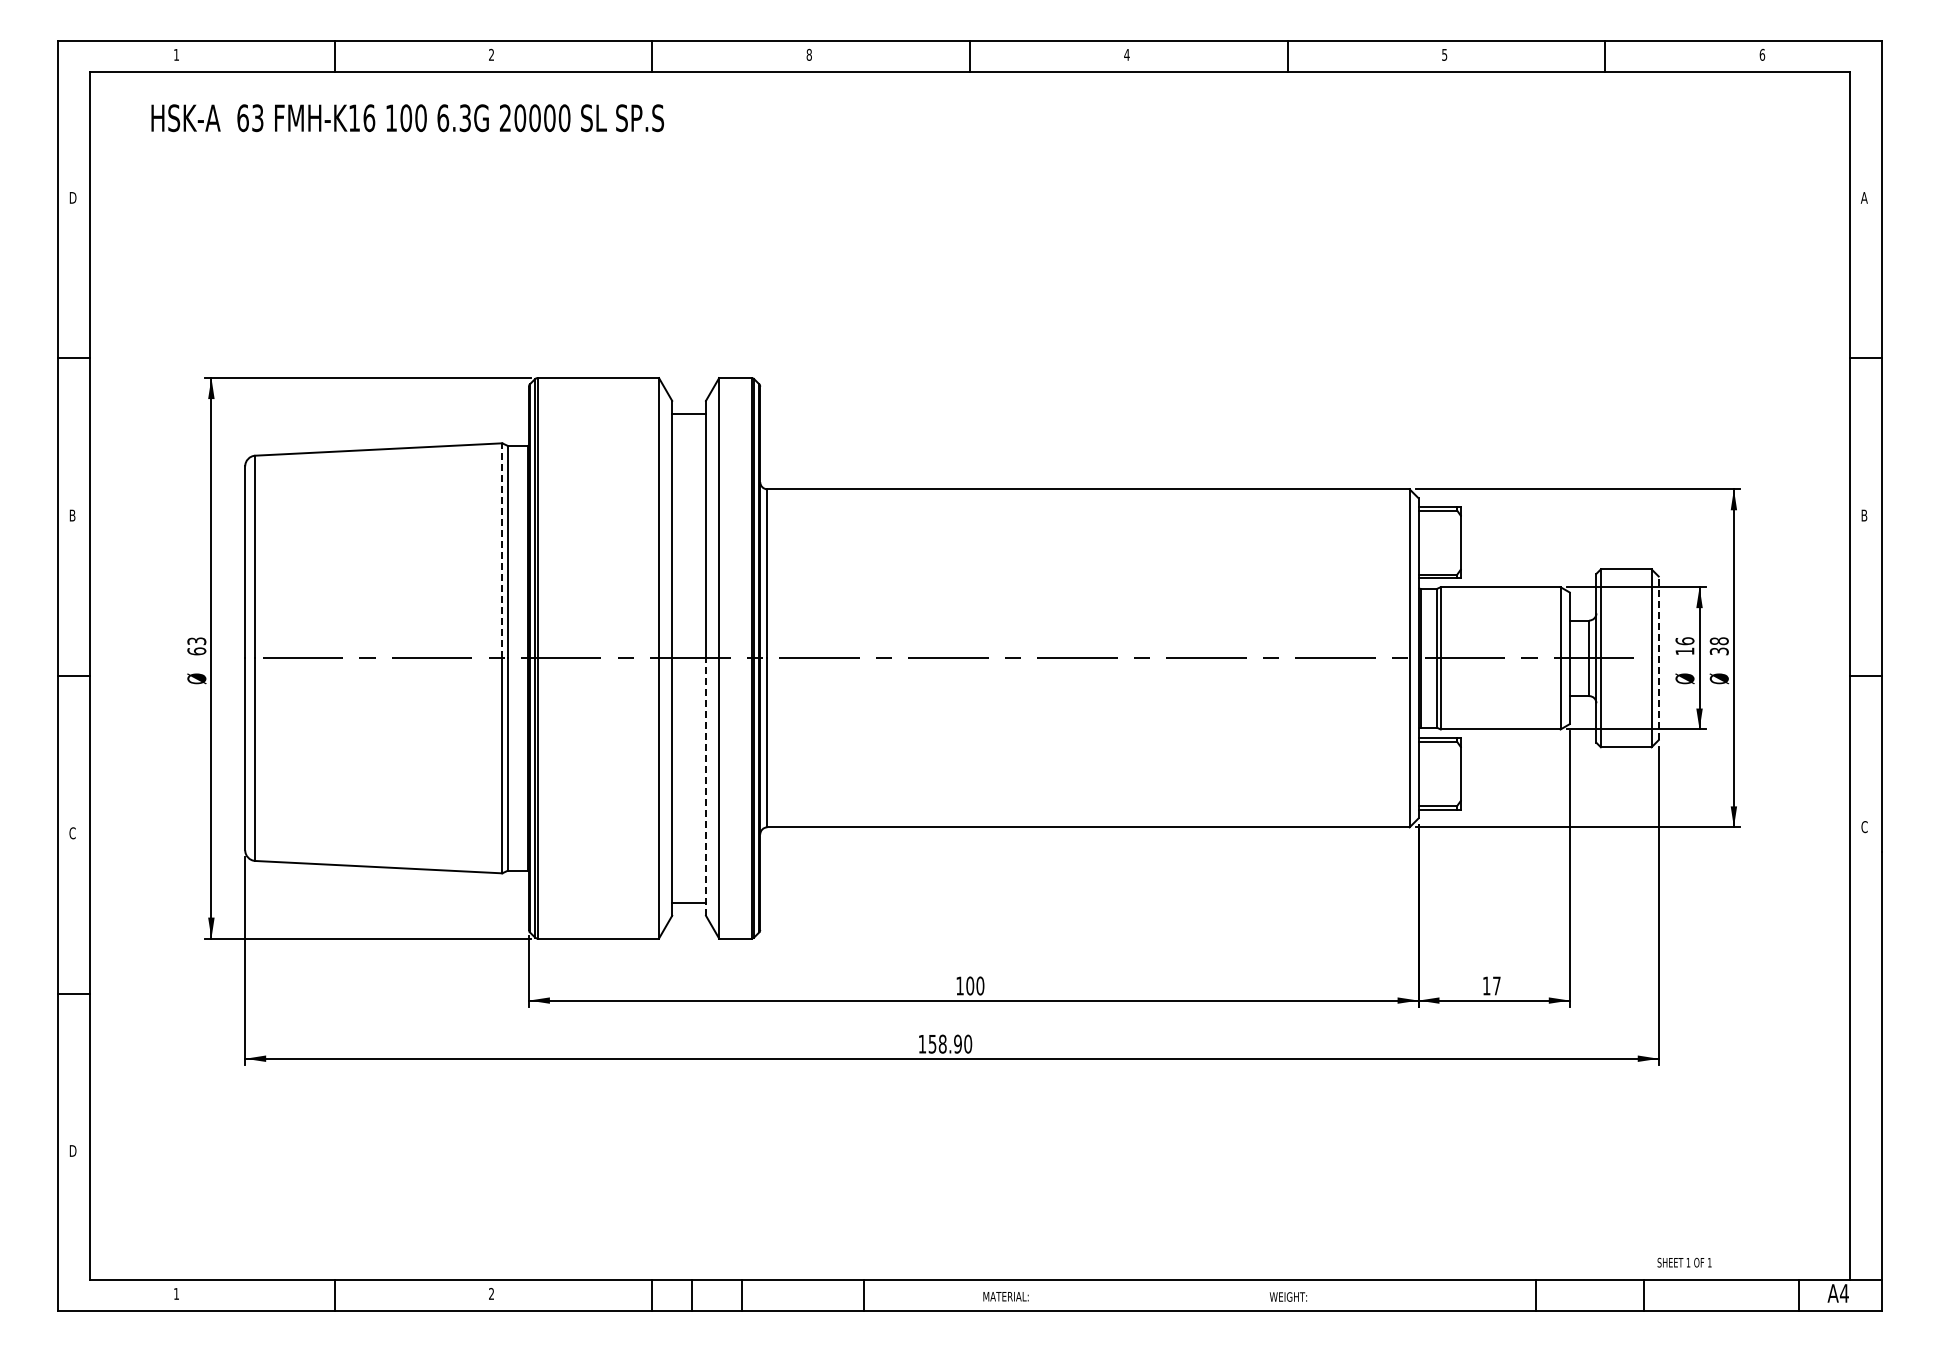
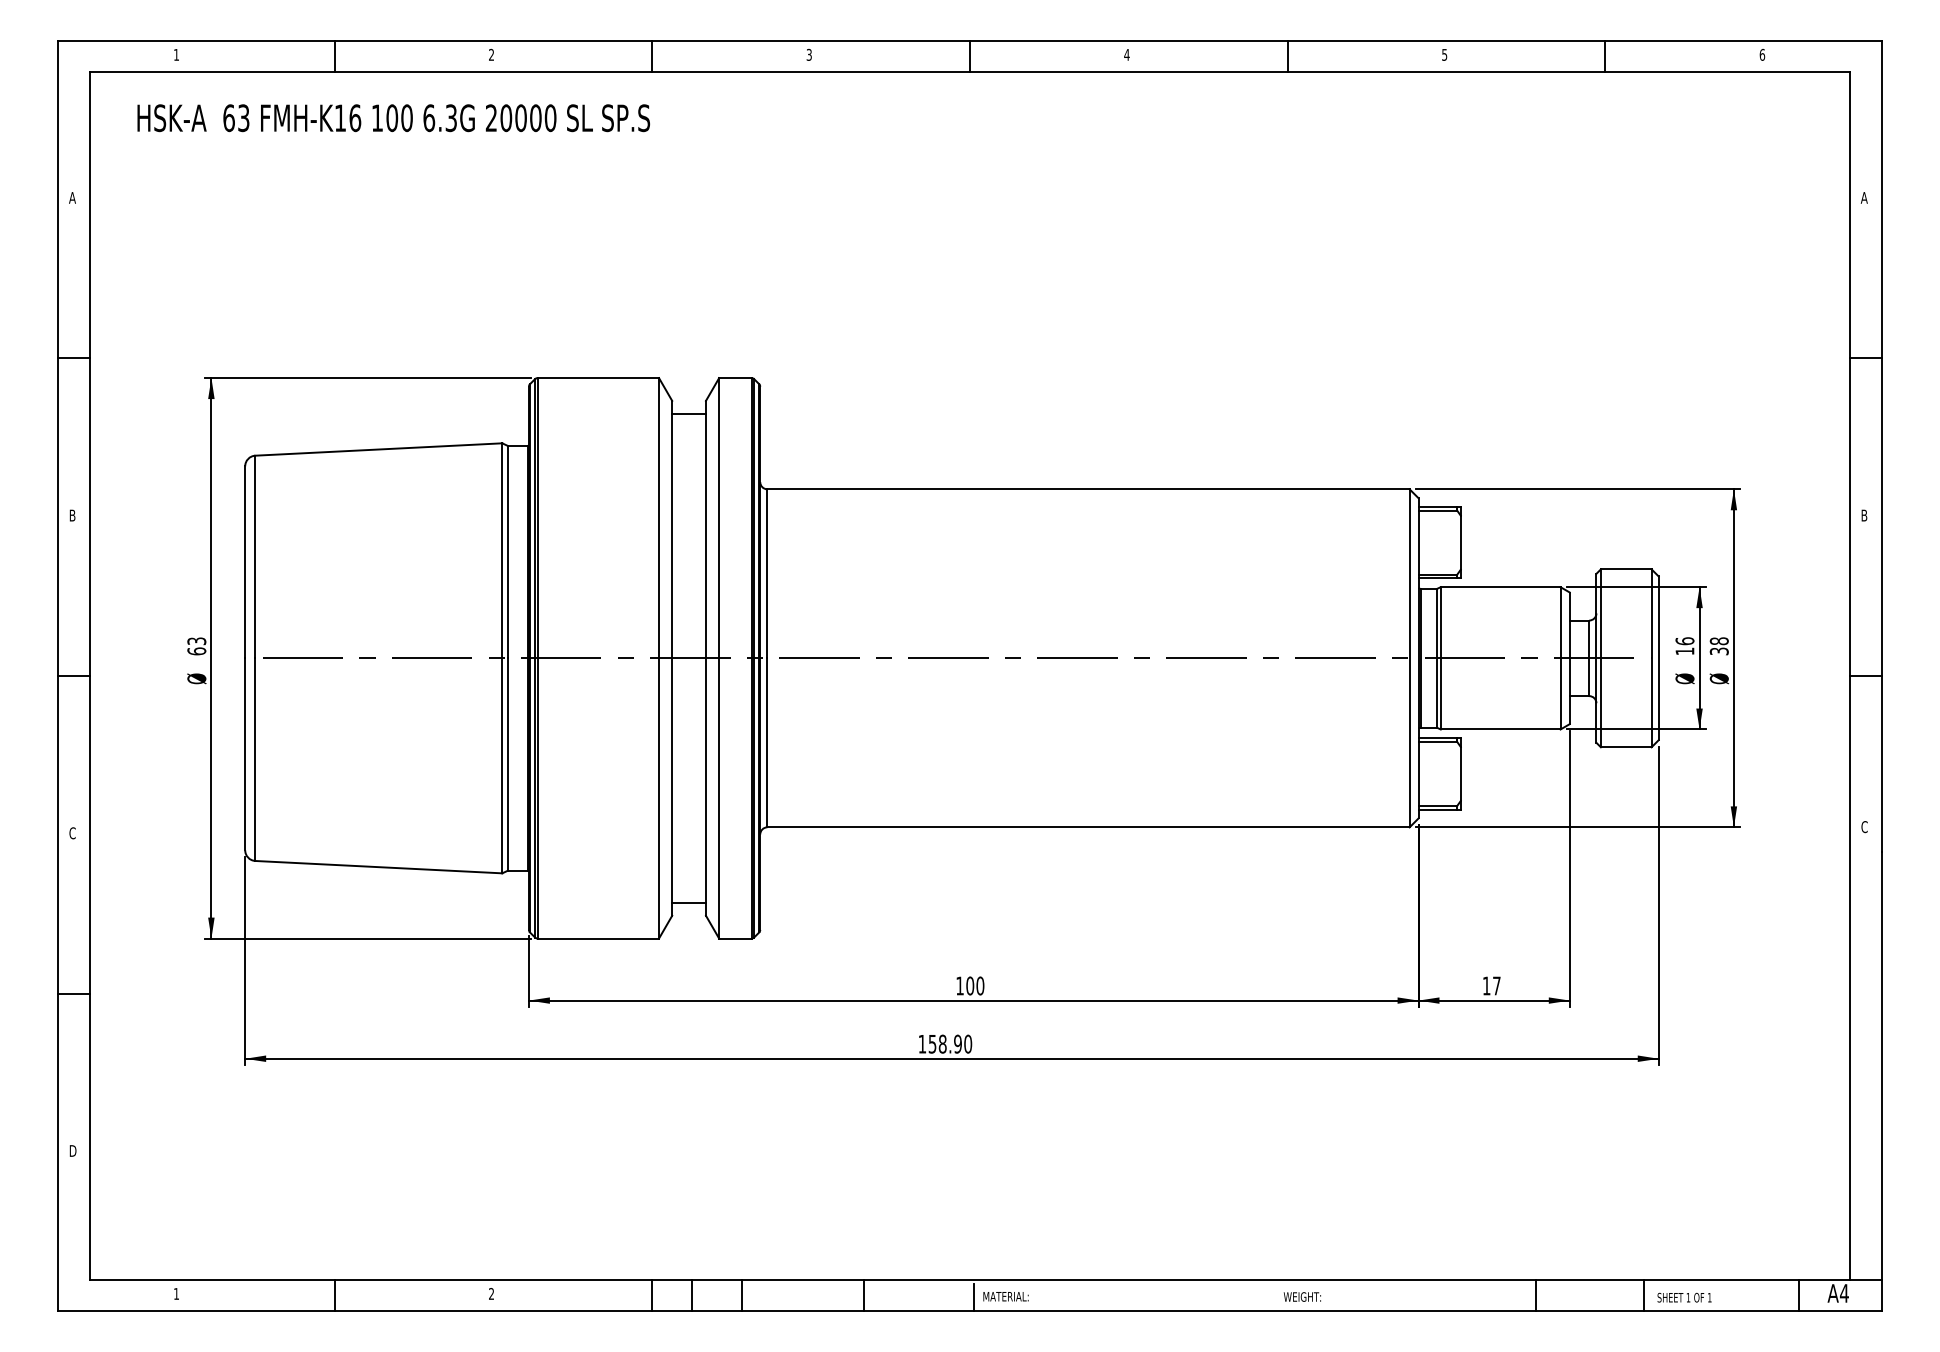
text: 8 -> 3 (808, 54)
text position: (407, 118) -> (393, 118) (393, 118)
text: D -> A (72, 197)
line: dashed -> solid (502, 550)
line: dashed -> solid (1658, 658)
line: dashed -> solid (706, 787)
text position: (1684, 1262) -> (1684, 1297) (1684, 1297)
text position: (1287, 1296) -> (1301, 1296) (1301, 1296)
line: none -> present (974, 1297)
